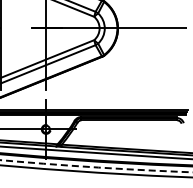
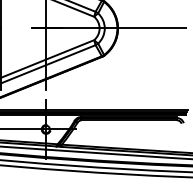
arc: dashed -> solid (96, 167)
